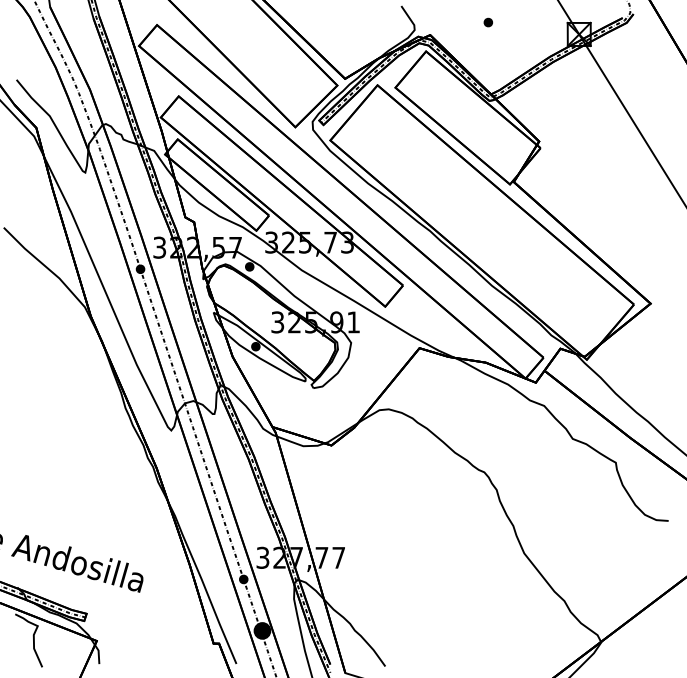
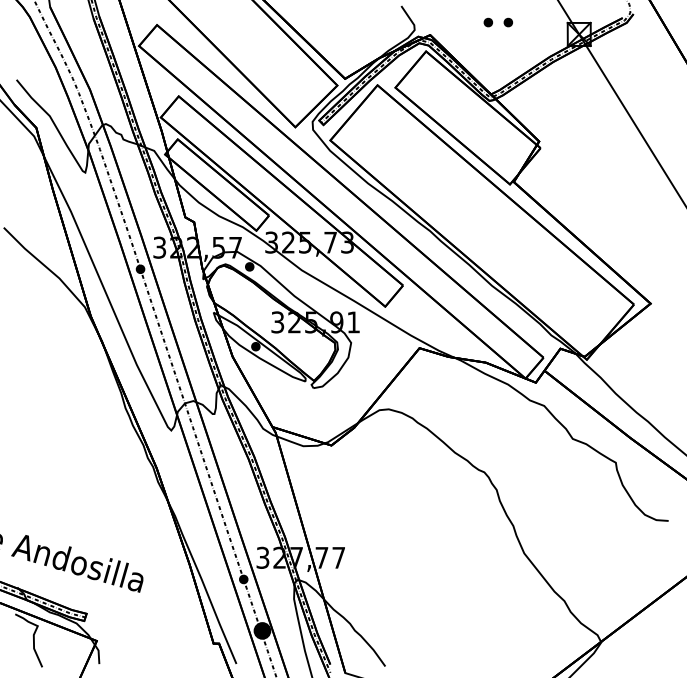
part: none -> present (507, 22)
